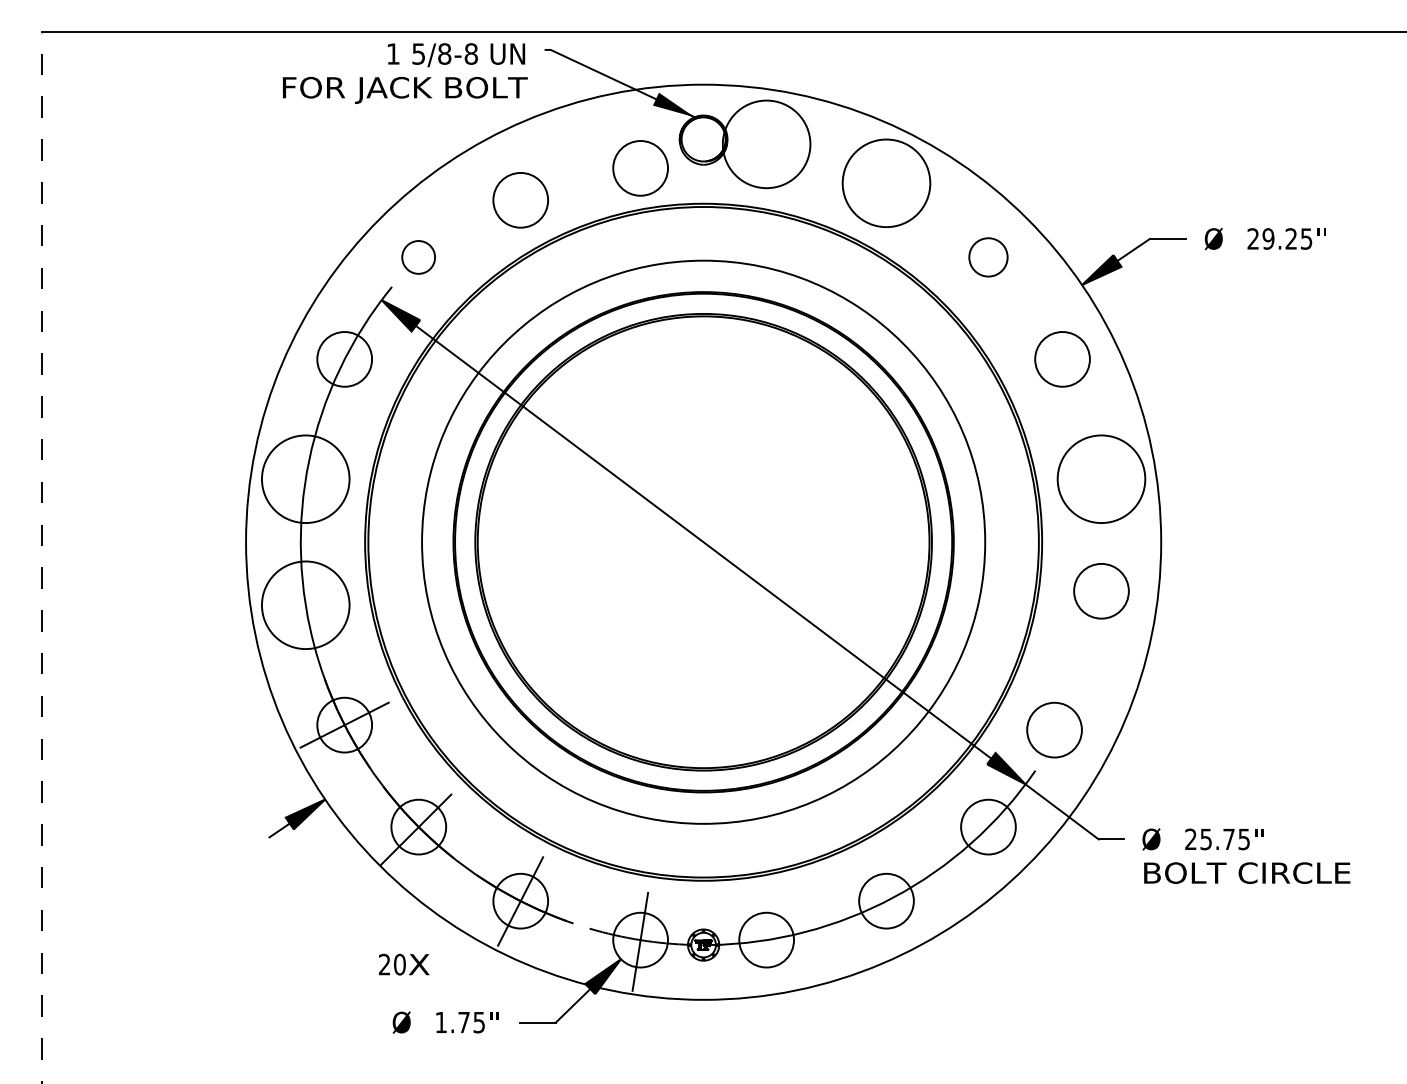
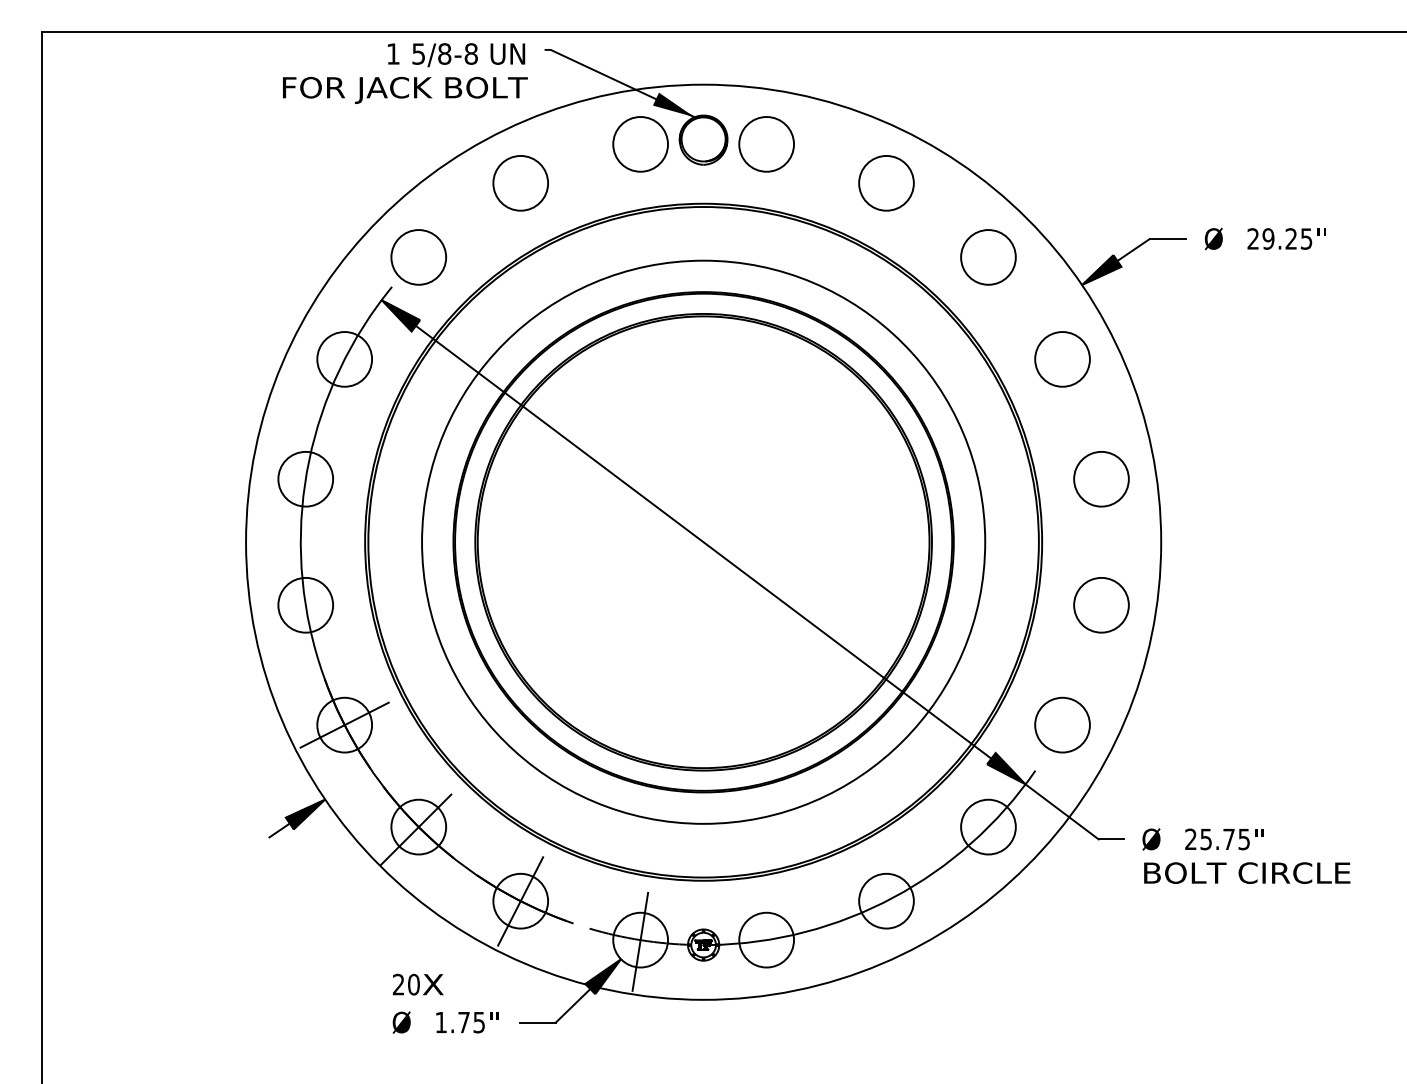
circle diameter: 88 px -> 55 px (766, 144)
circle position: (640, 168) -> (640, 144) (640, 144)
circle diameter: 88 px -> 55 px (886, 182)
circle position: (520, 200) -> (520, 183) (520, 183)
circle size: 35x35 px -> 57x57 px (418, 257)
circle diameter: 38 px -> 55 px (988, 257)
circle diameter: 88 px -> 55 px (305, 478)
circle diameter: 88 px -> 55 px (1101, 478)
line: dashed -> solid (42, 558)
circle position: (1101, 591) -> (1101, 605) (1101, 605)
circle diameter: 88 px -> 55 px (305, 604)
circle position: (1054, 729) -> (1062, 724) (1062, 724)
text position: (404, 964) -> (418, 984) (418, 984)
